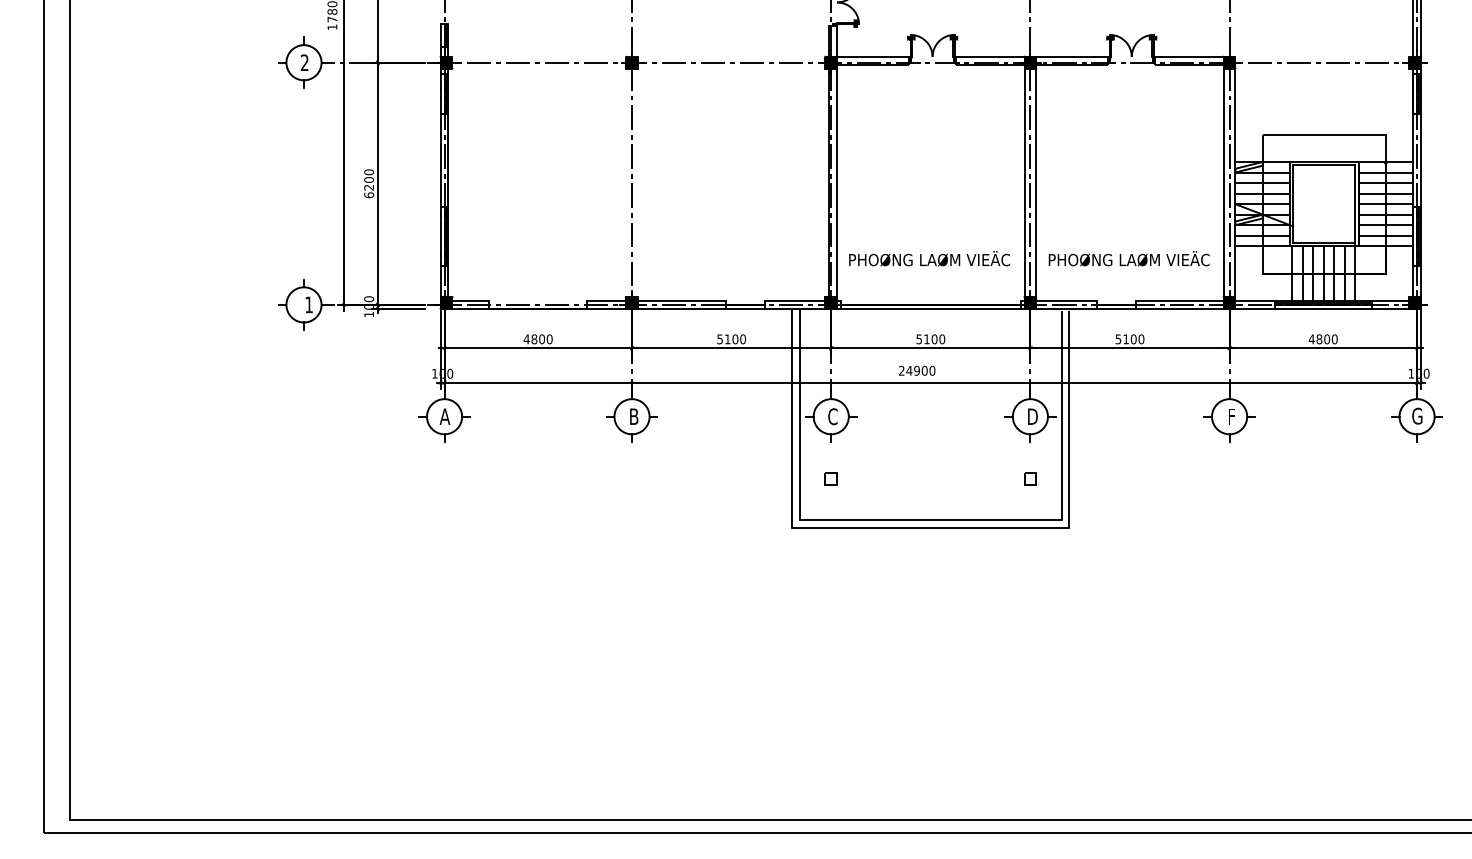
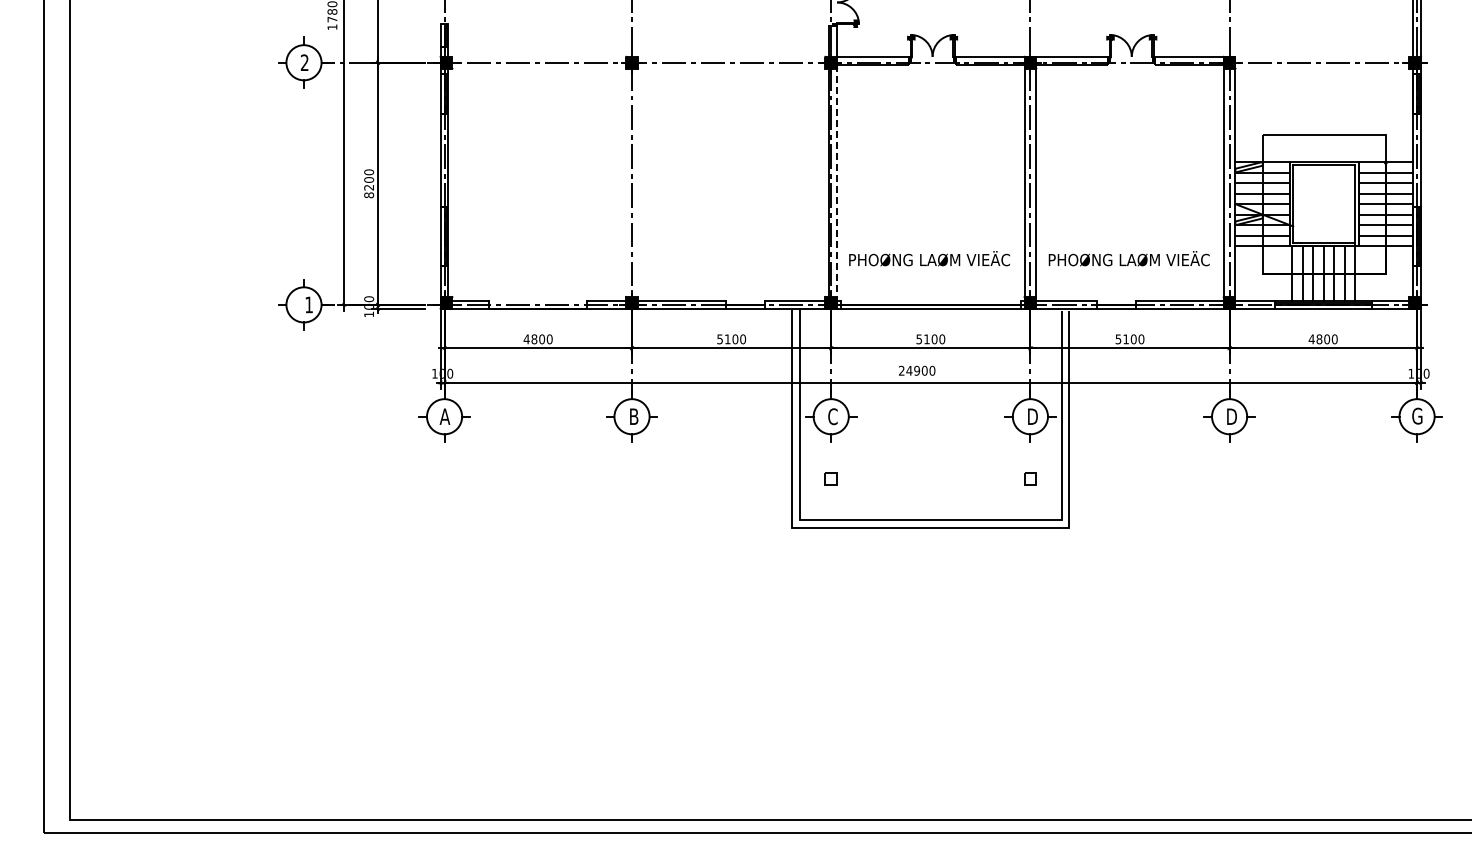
line: solid -> dashed (837, 183)
text: 6200 -> 8200 (368, 195)
text: F -> D (1231, 416)
